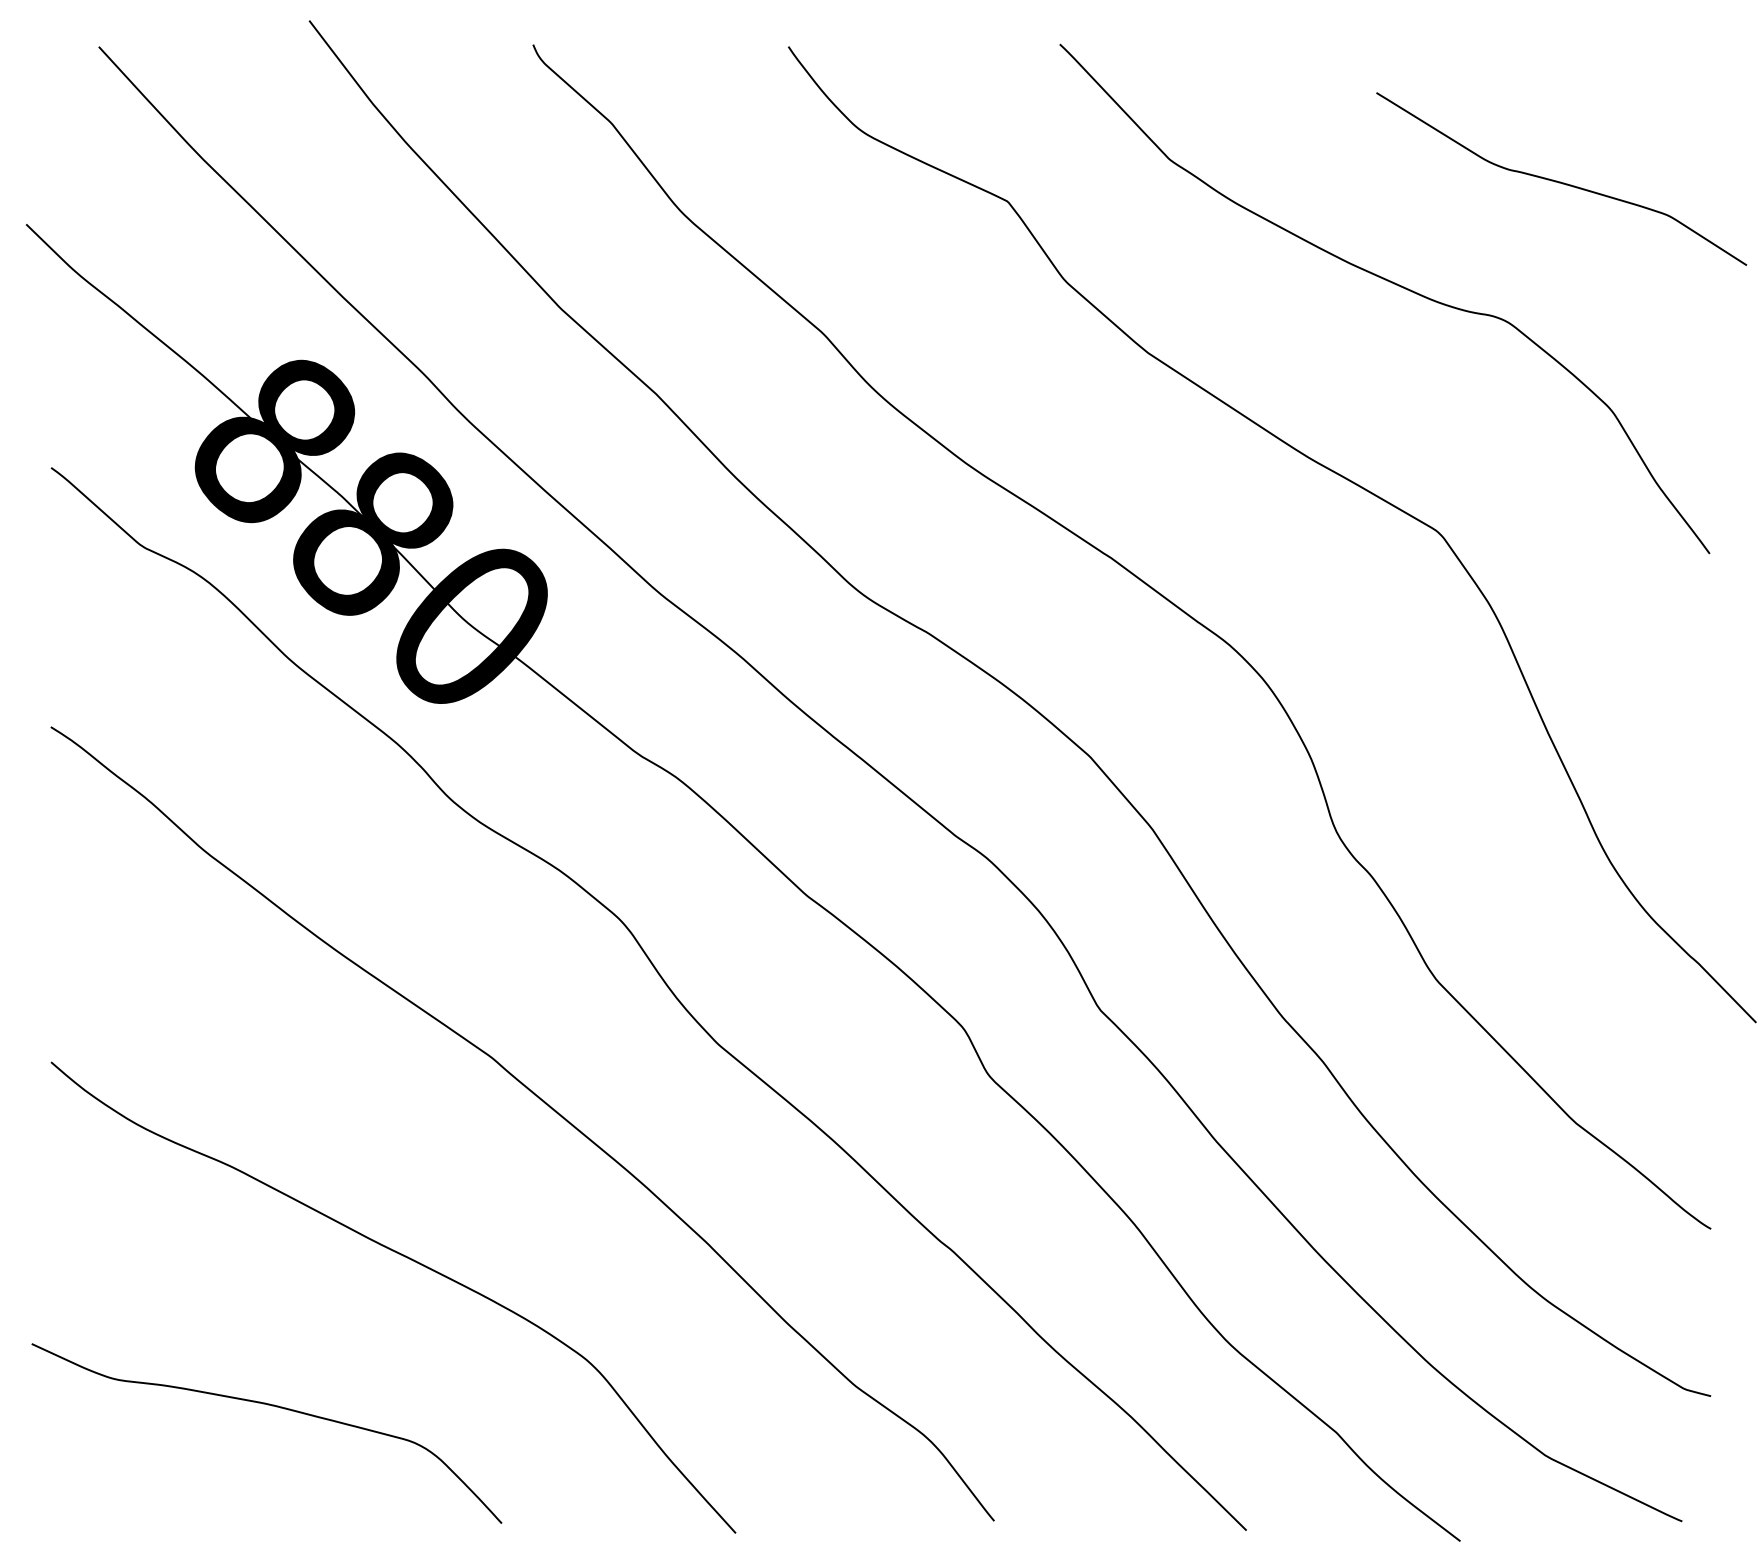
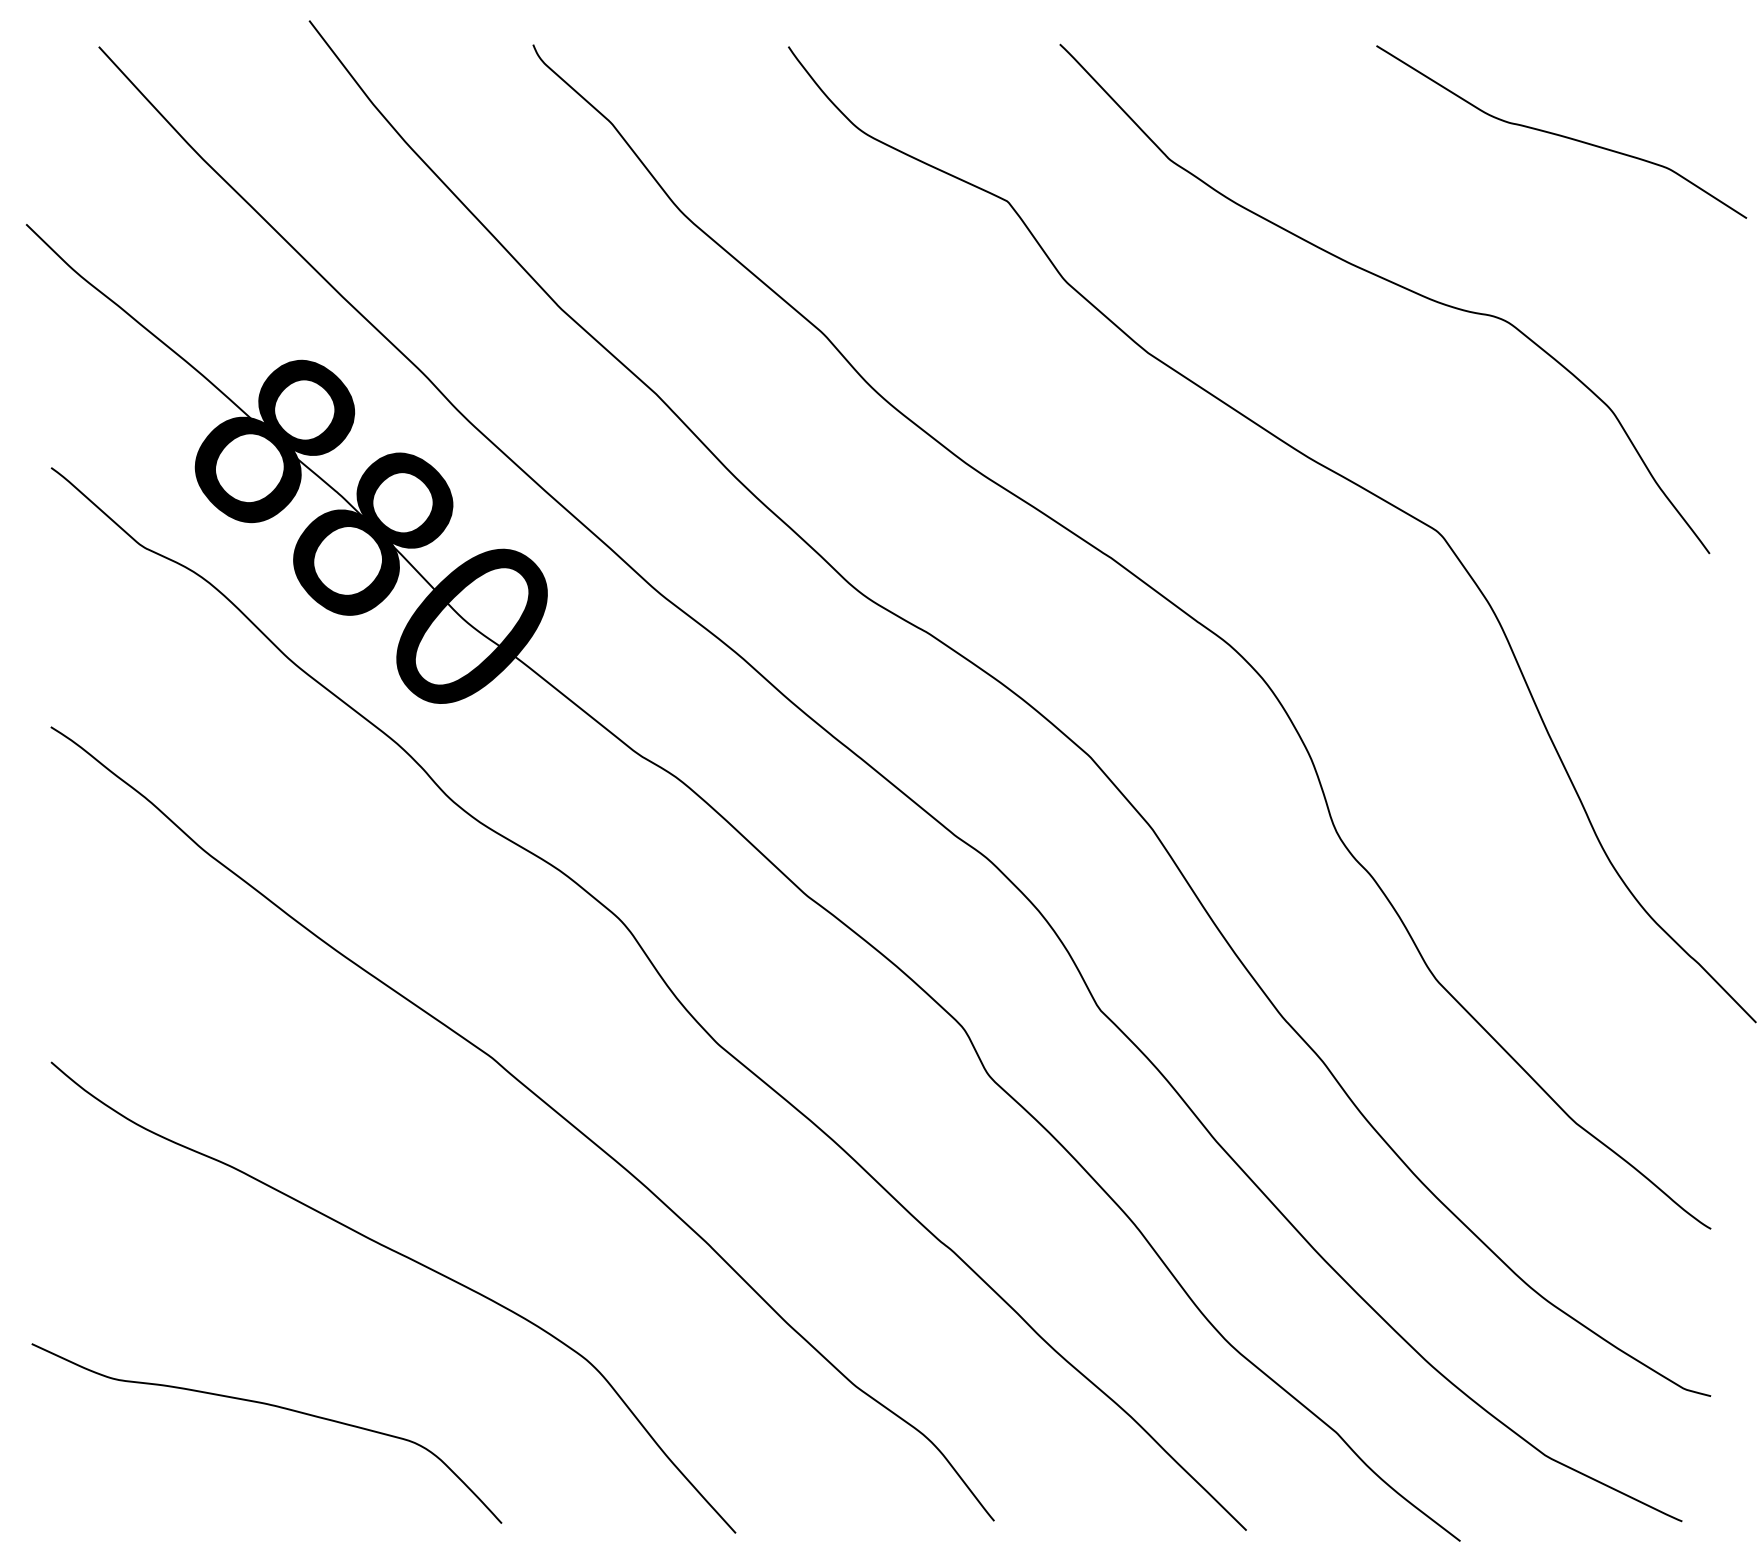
curve position: (1560, 181) -> (1560, 134) (1560, 134)
